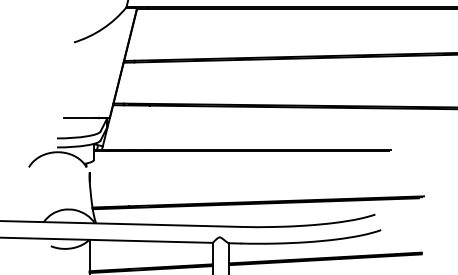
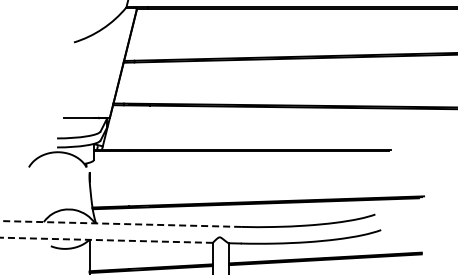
line: solid -> dashed (120, 223)
line: solid -> dashed (105, 240)
